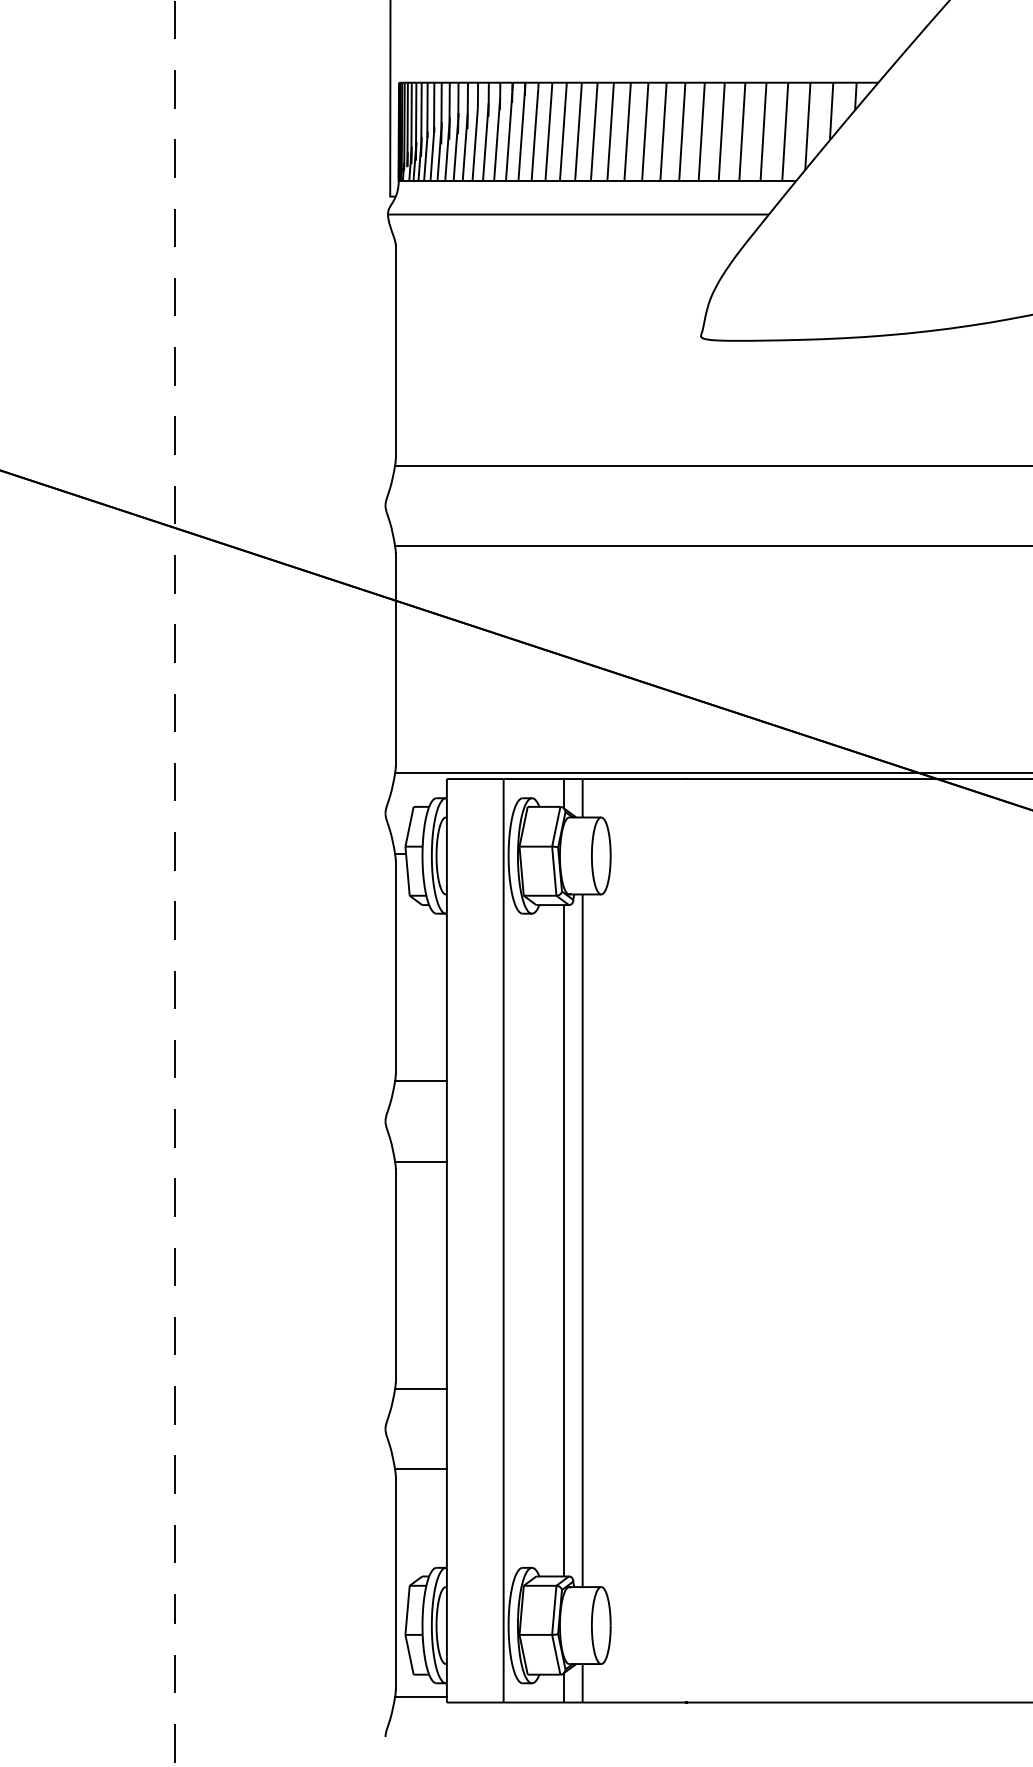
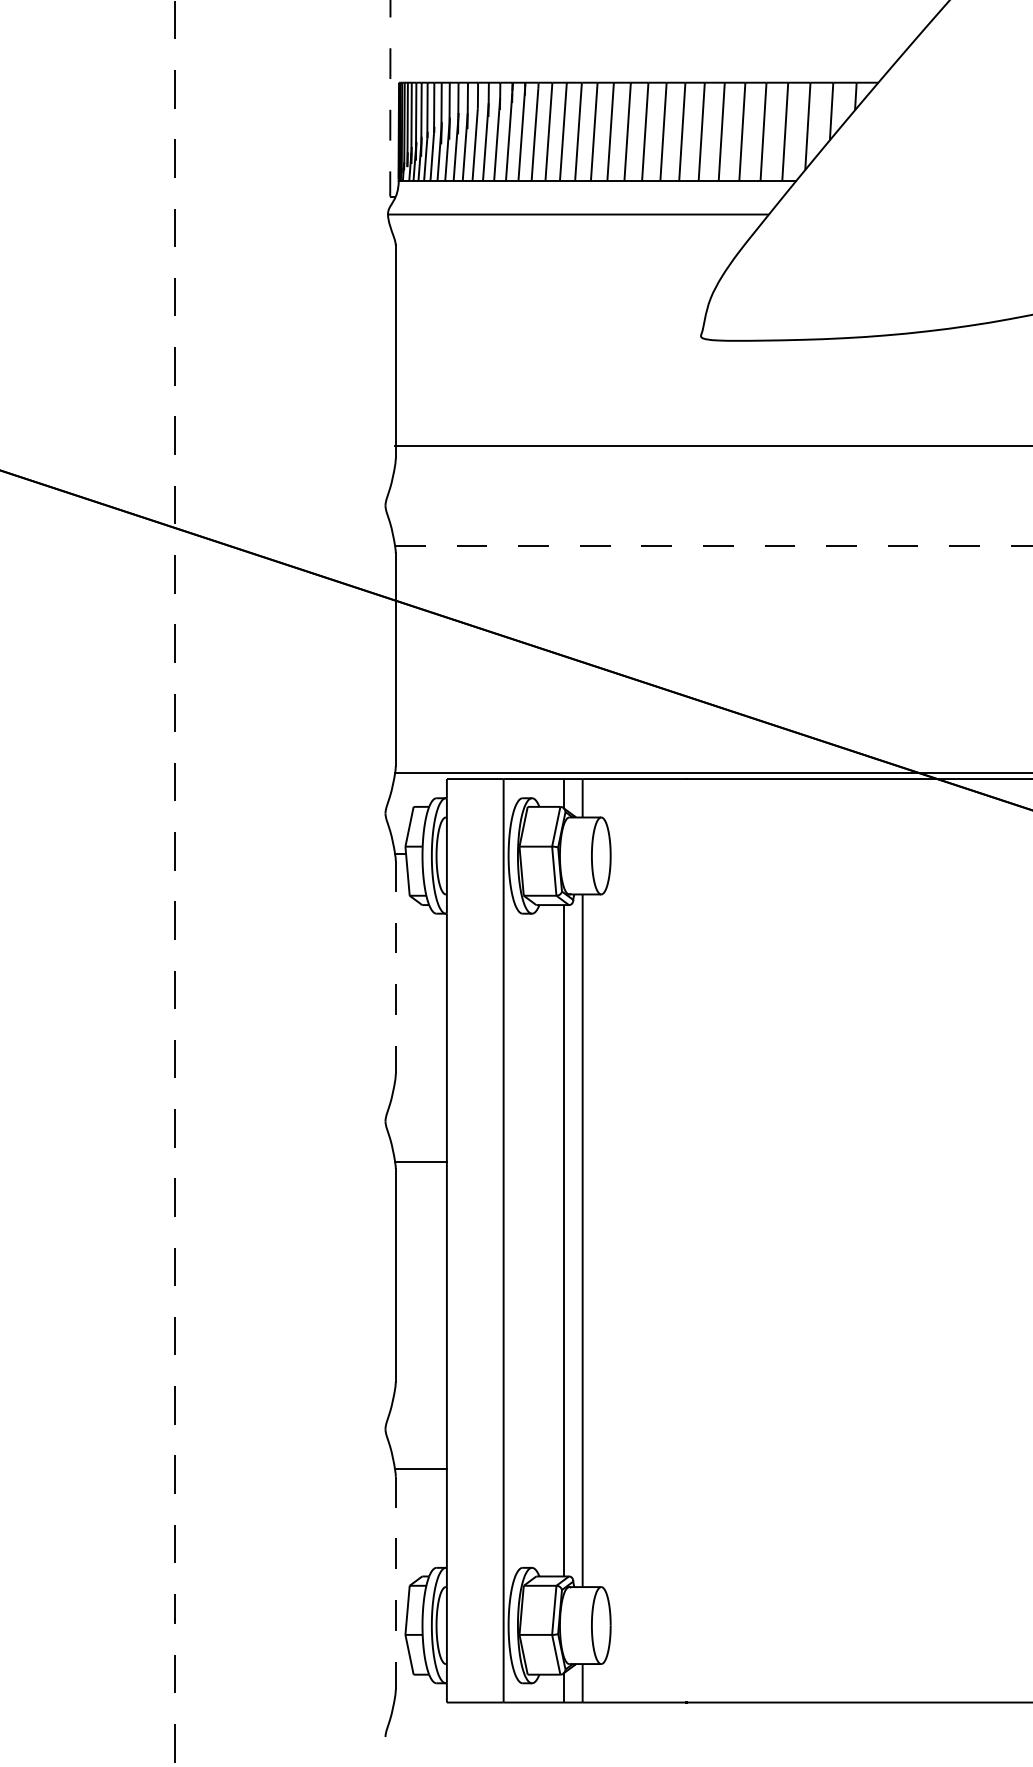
line: solid -> dashed (390, 101)
line position: (712, 465) -> (712, 445) (712, 445)
line: solid -> dashed (713, 545)
line: solid -> dashed (395, 968)
line: present -> none (420, 1081)
line: present -> none (420, 1389)
line: solid -> dashed (395, 1583)
line: present -> none (420, 1696)
